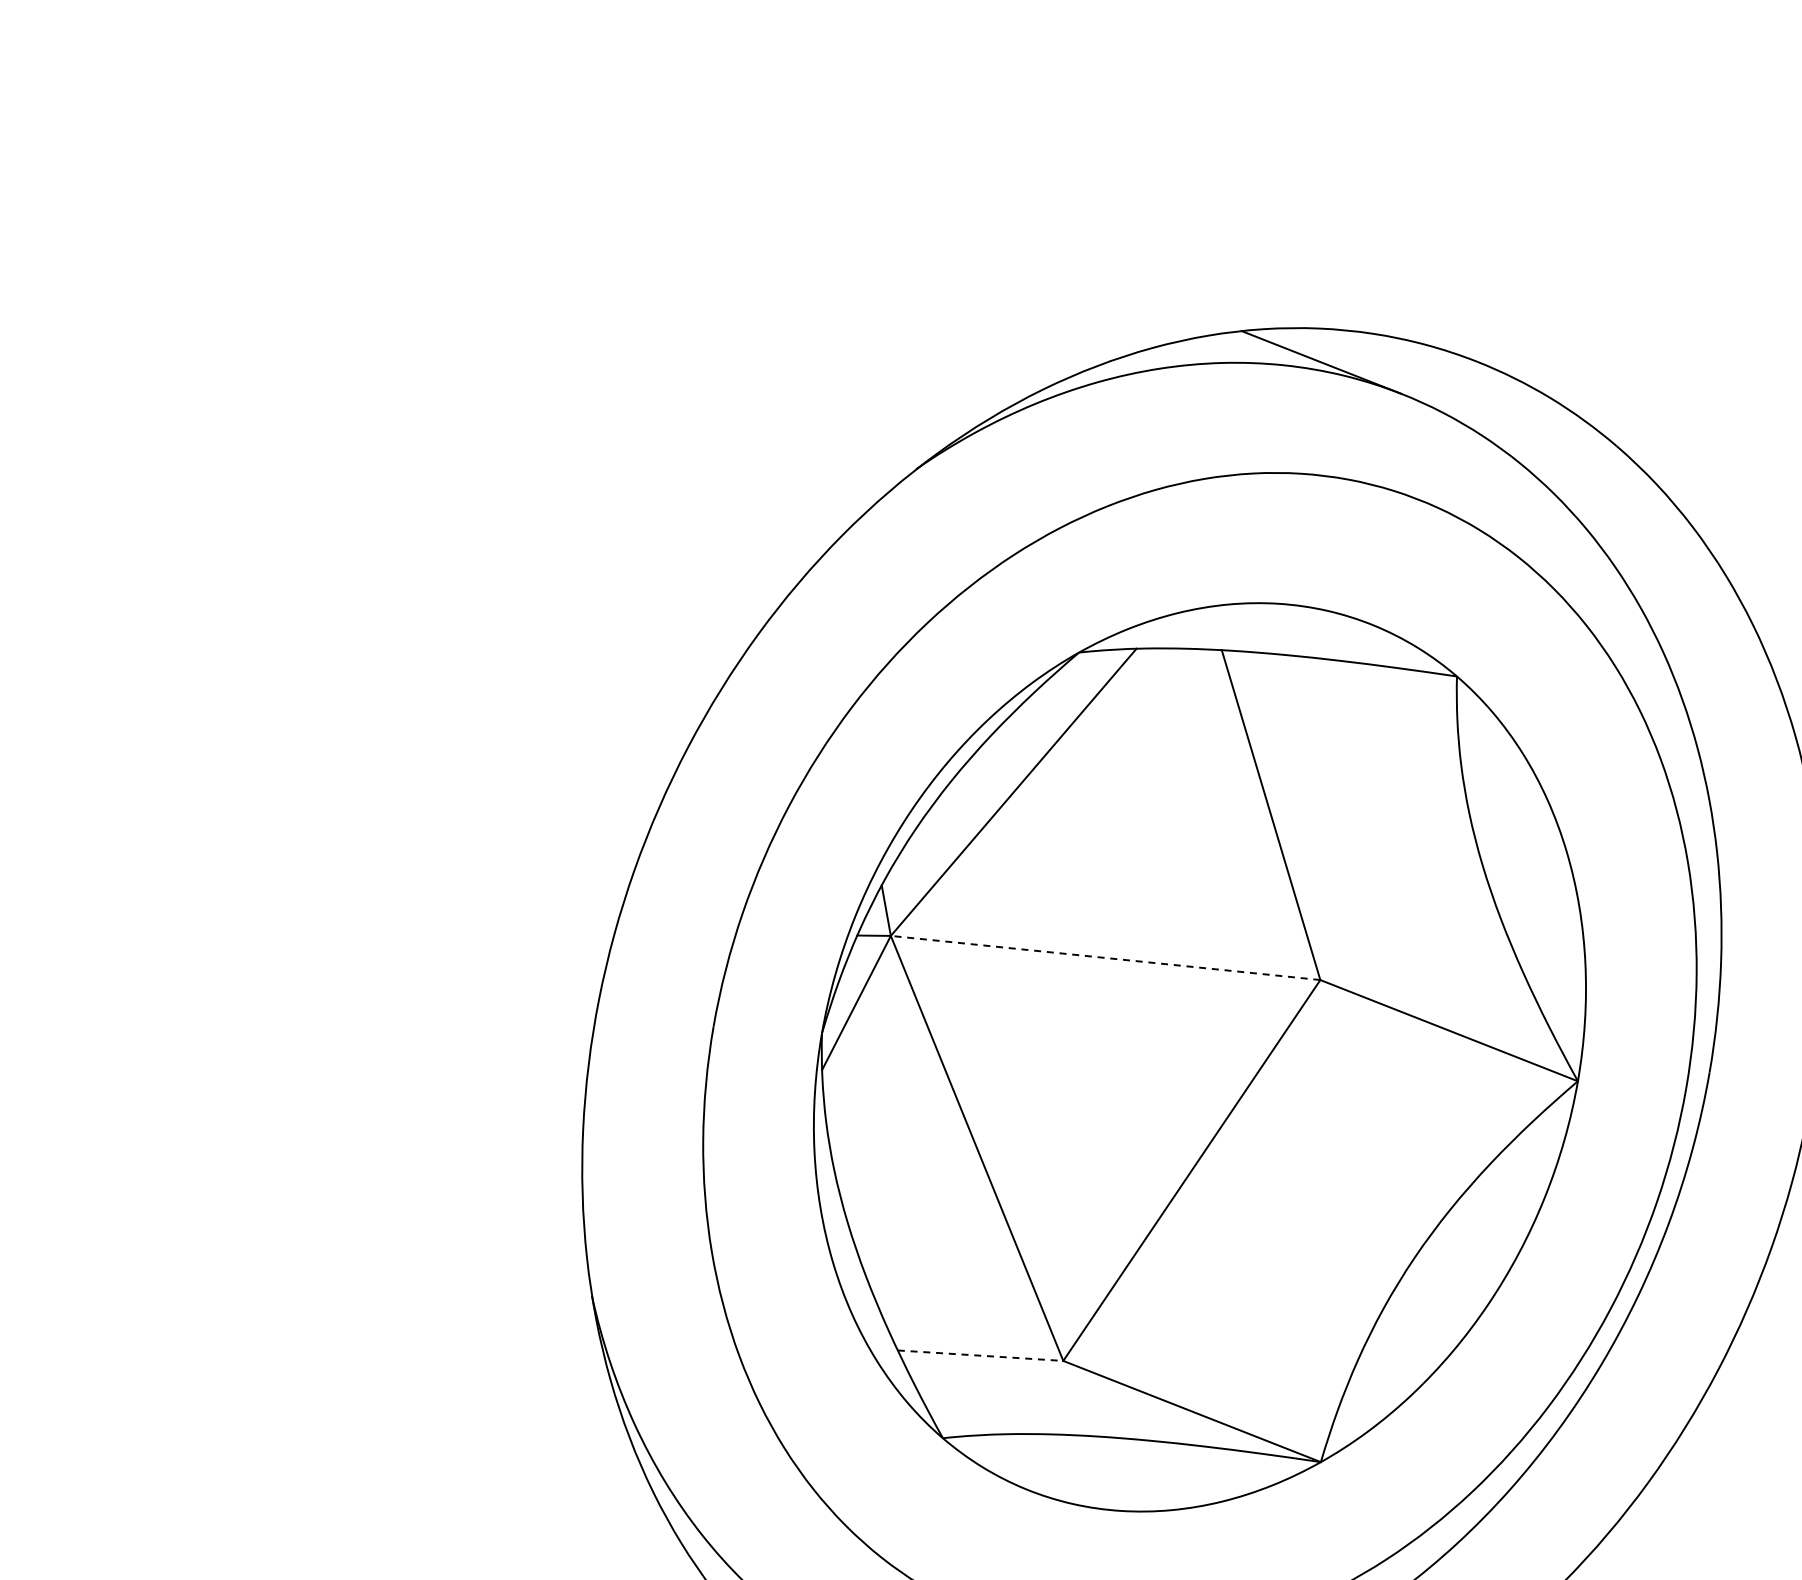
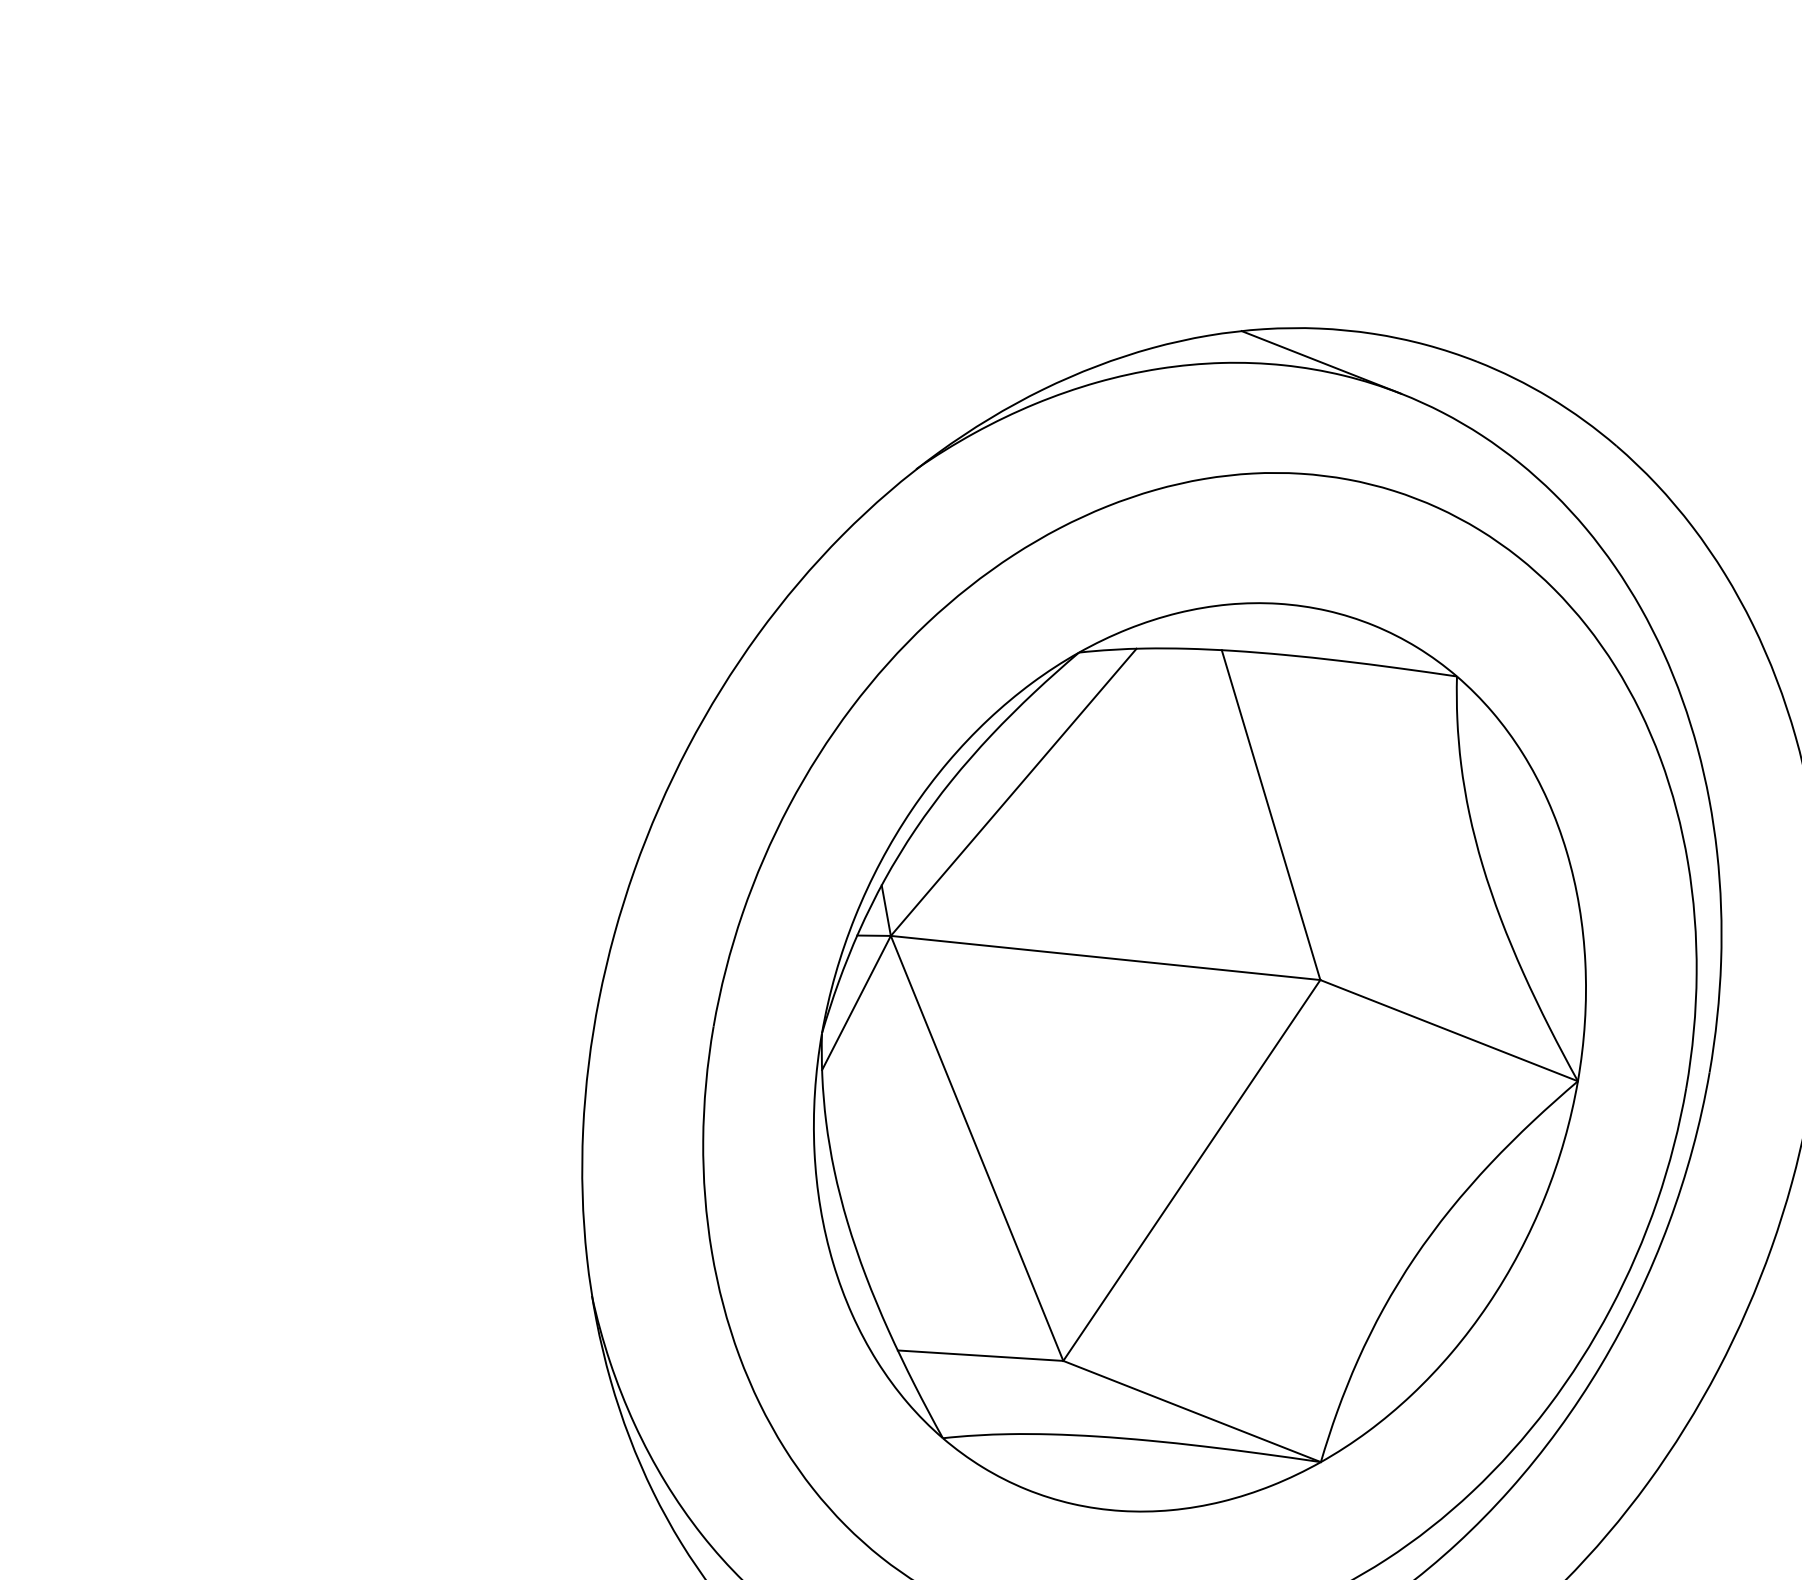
line: dashed -> solid (1105, 957)
line: dashed -> solid (980, 1355)
